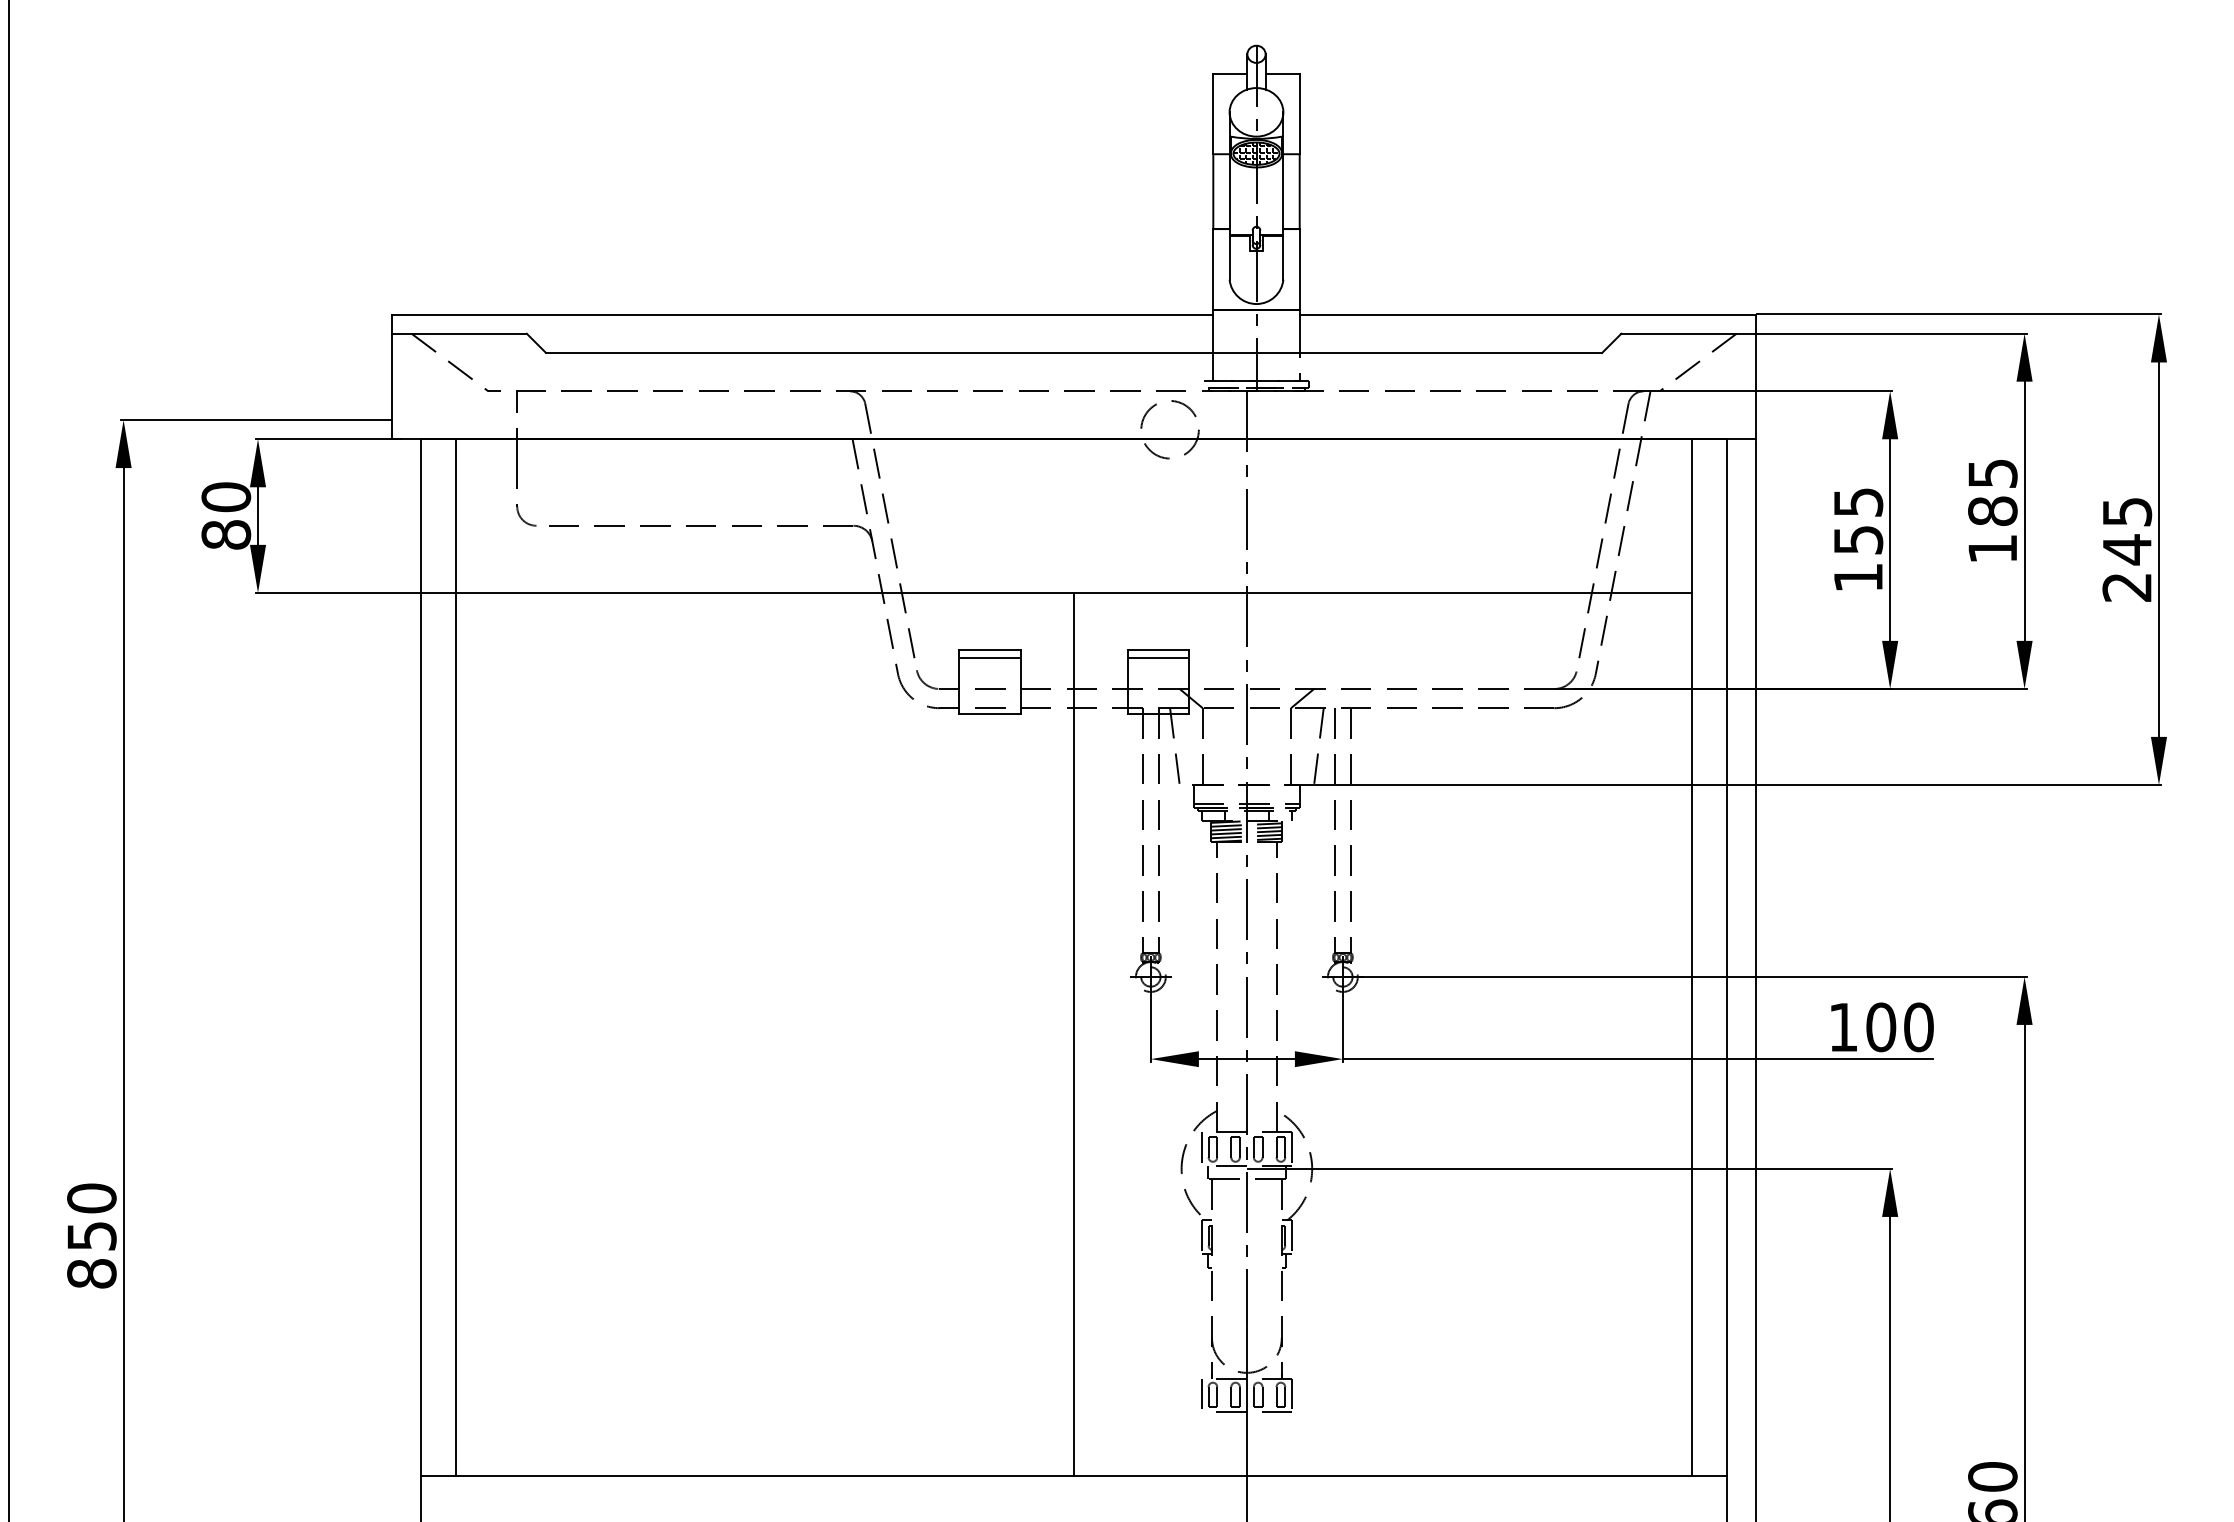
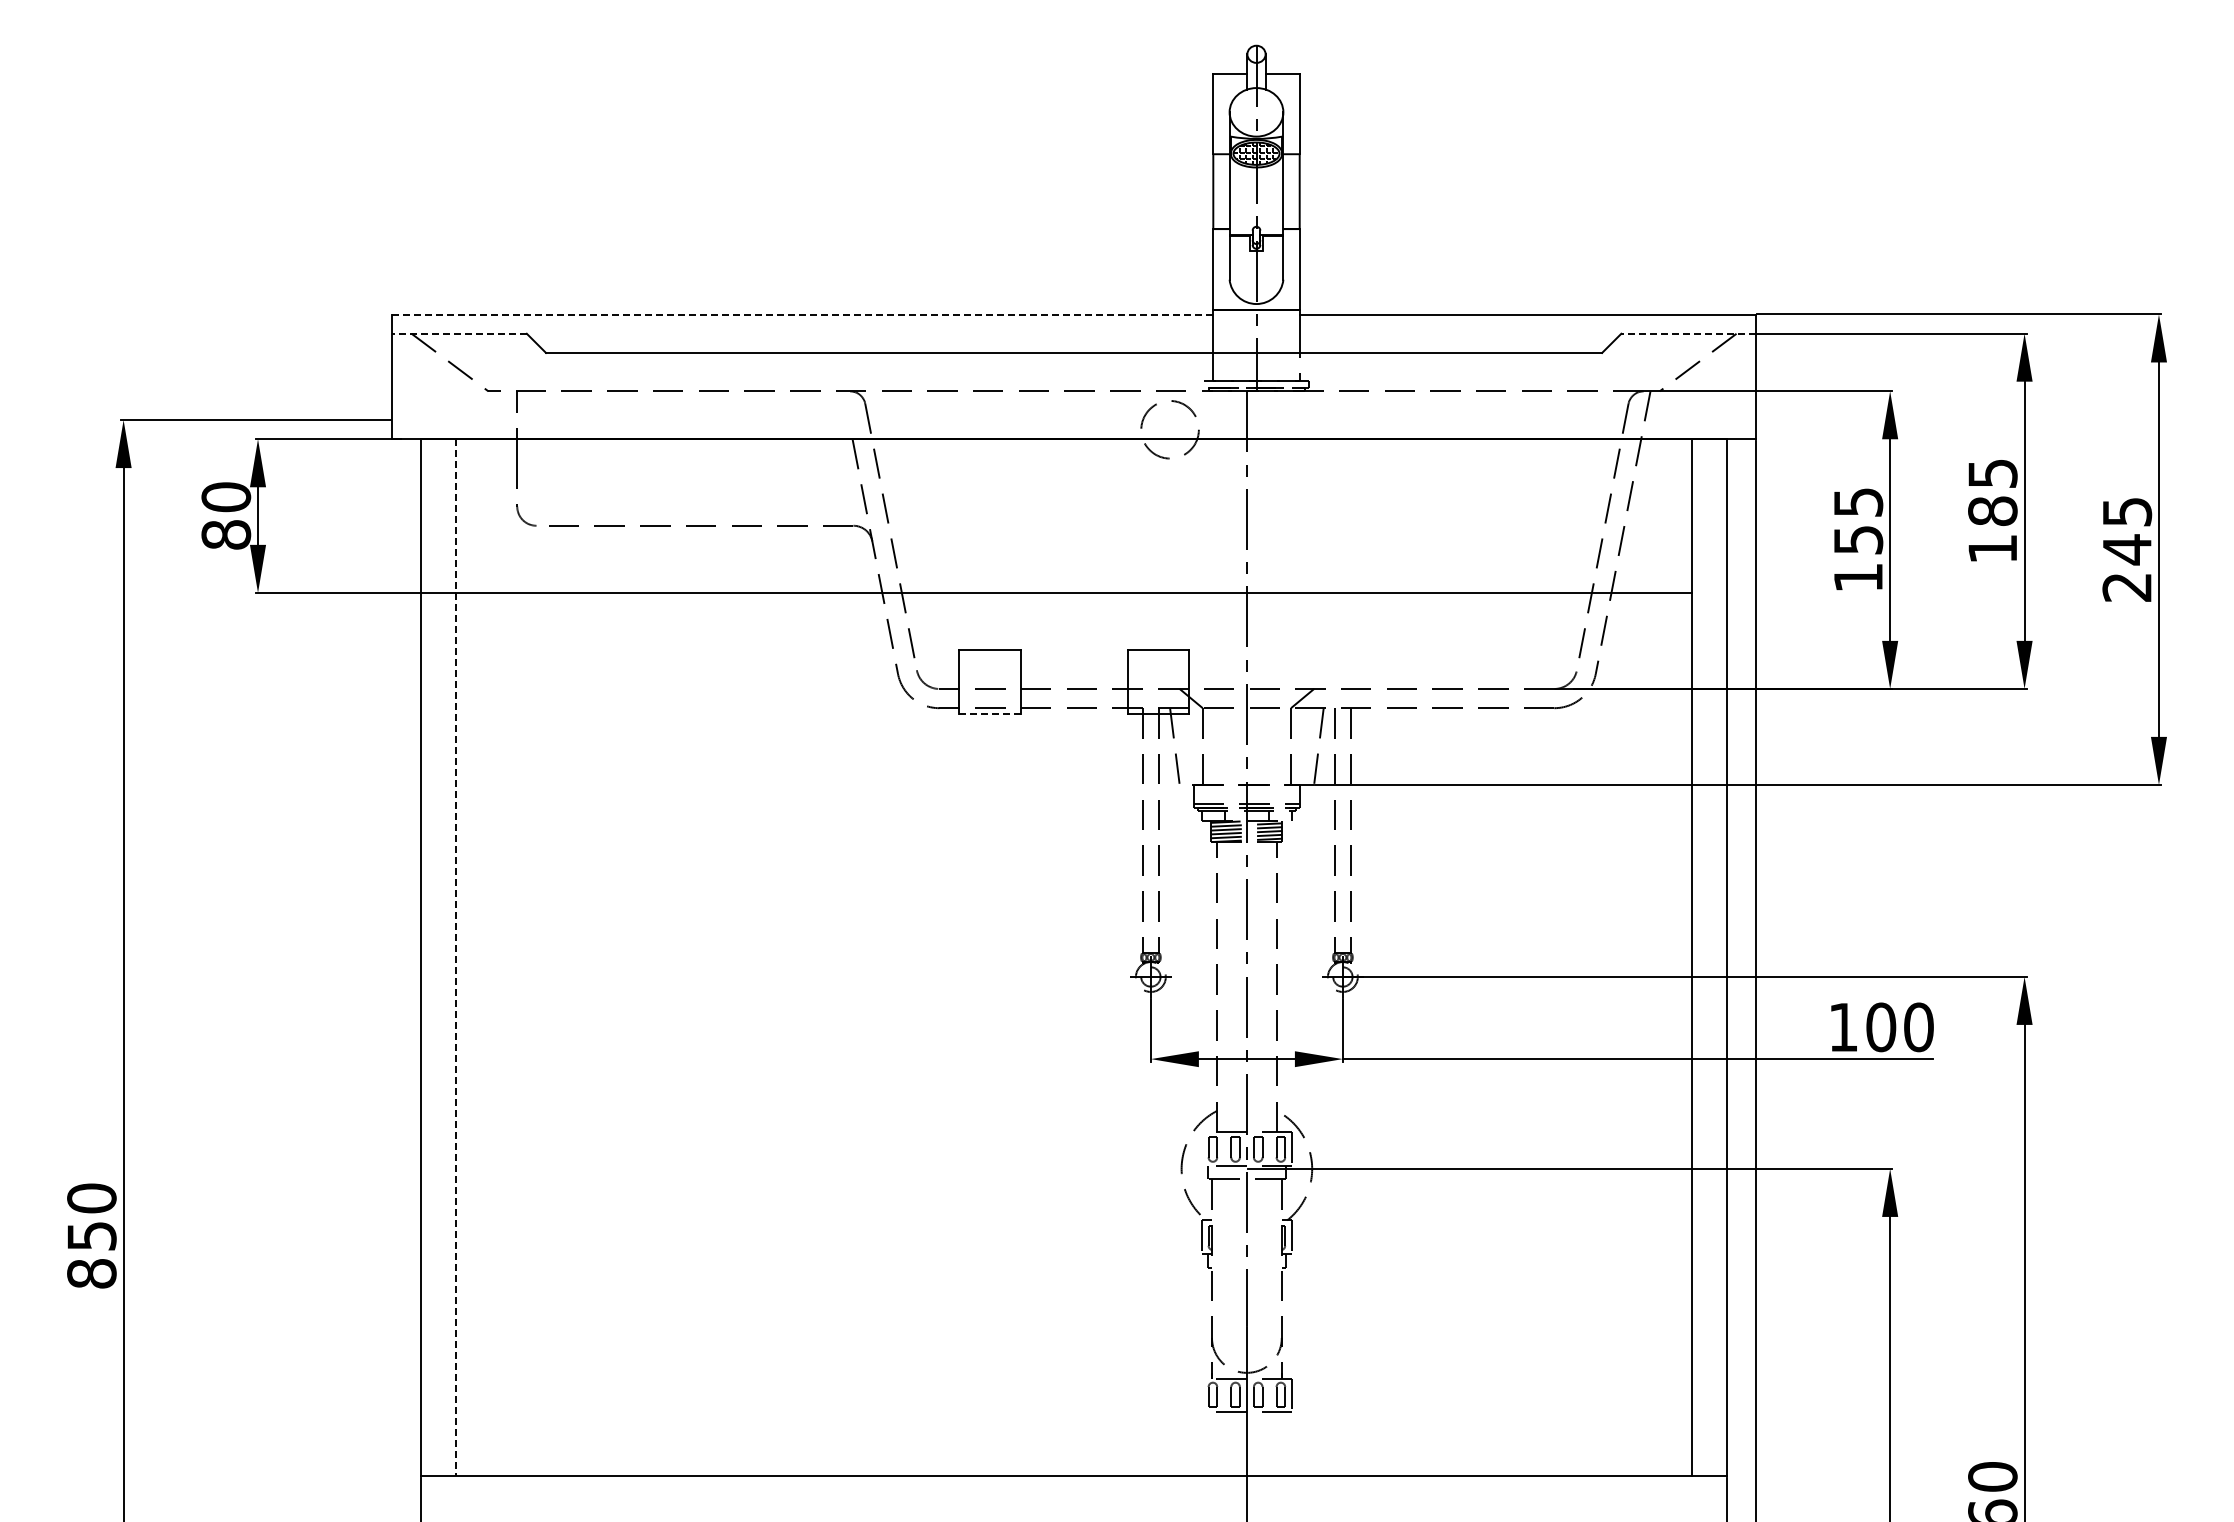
line: solid -> dashed (802, 314)
line: solid -> dashed (459, 333)
line: solid -> dashed (1688, 333)
line: present -> none (989, 657)
line: present -> none (1158, 657)
line: solid -> dashed (989, 713)
line: present -> none (8, 760)
line: solid -> dashed (455, 958)
line: present -> none (1074, 1034)
line: present -> none (1201, 1148)
line: present -> none (1201, 1395)
